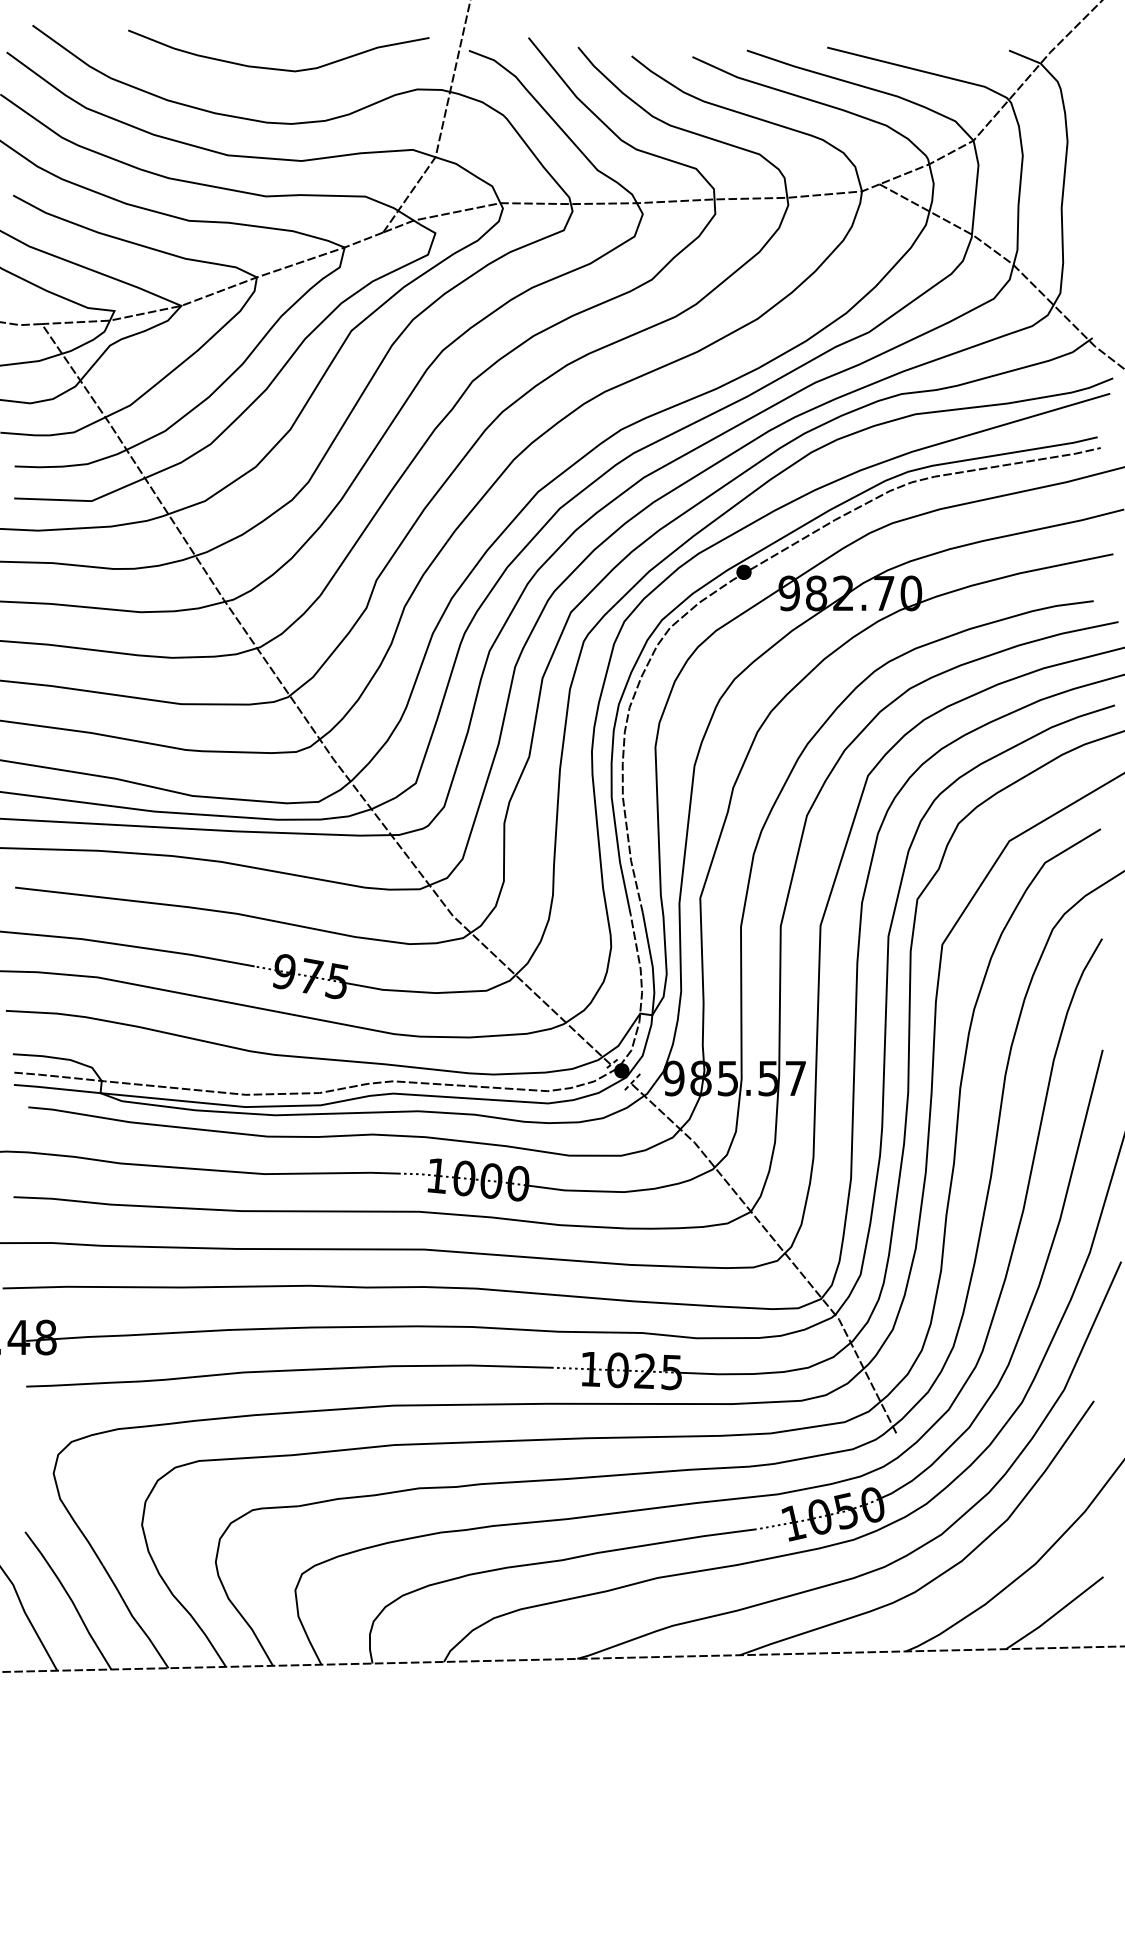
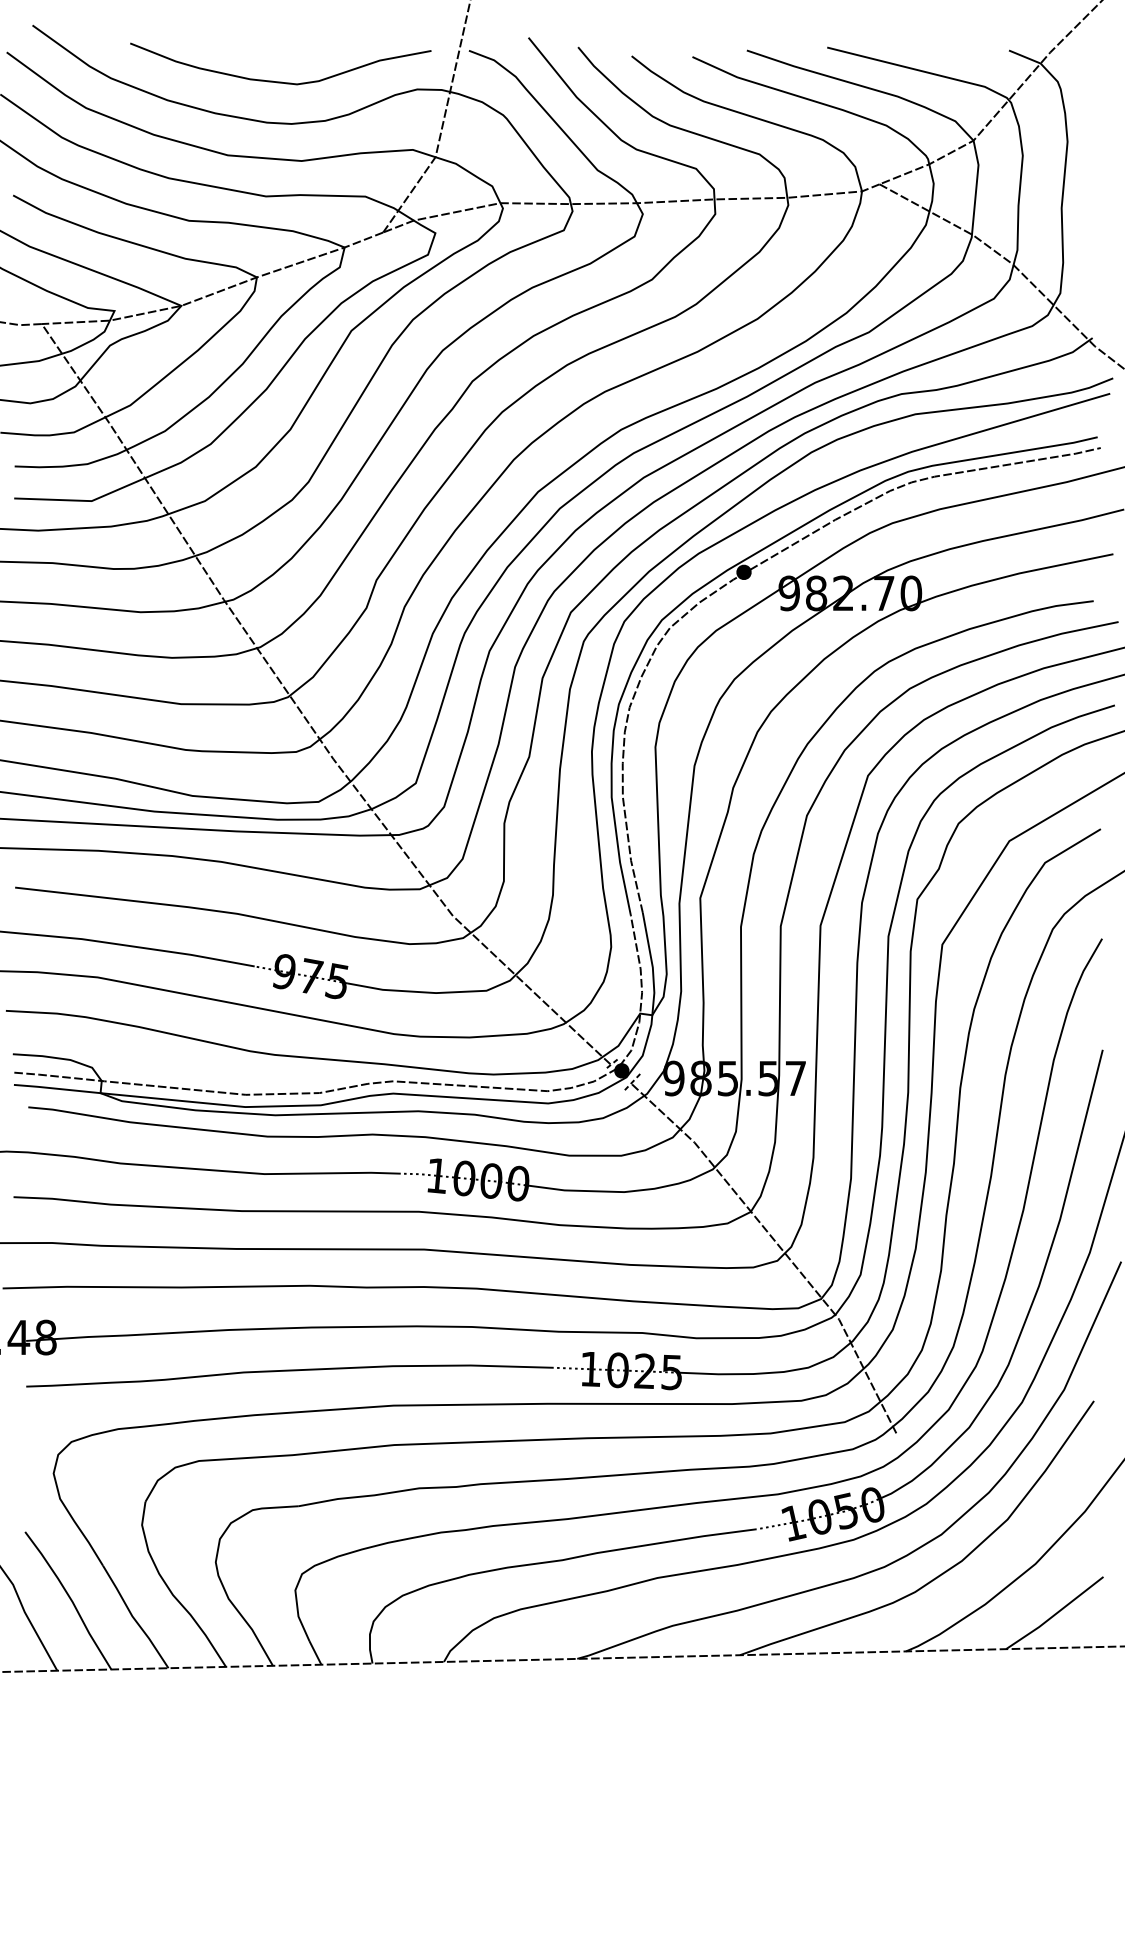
curve position: (278, 68) -> (280, 81) (280, 81)
